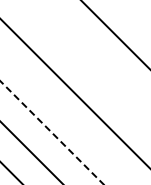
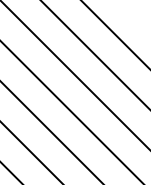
line: none -> present (94, 54)
line: none -> present (74, 75)
line position: (74, 93) -> (71, 111) (71, 111)
line: dashed -> solid (51, 132)
